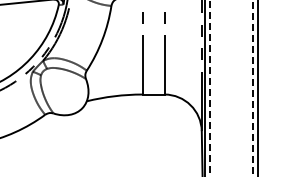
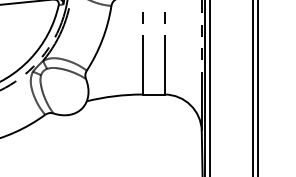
line: dashed -> solid (209, 88)
line: dashed -> solid (253, 88)
